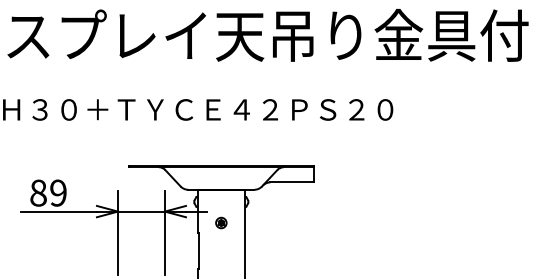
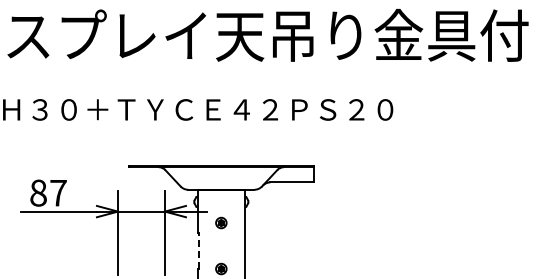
text: 89 -> 87 (58, 192)
line: solid -> dashed (199, 250)
part: none -> present (221, 268)
